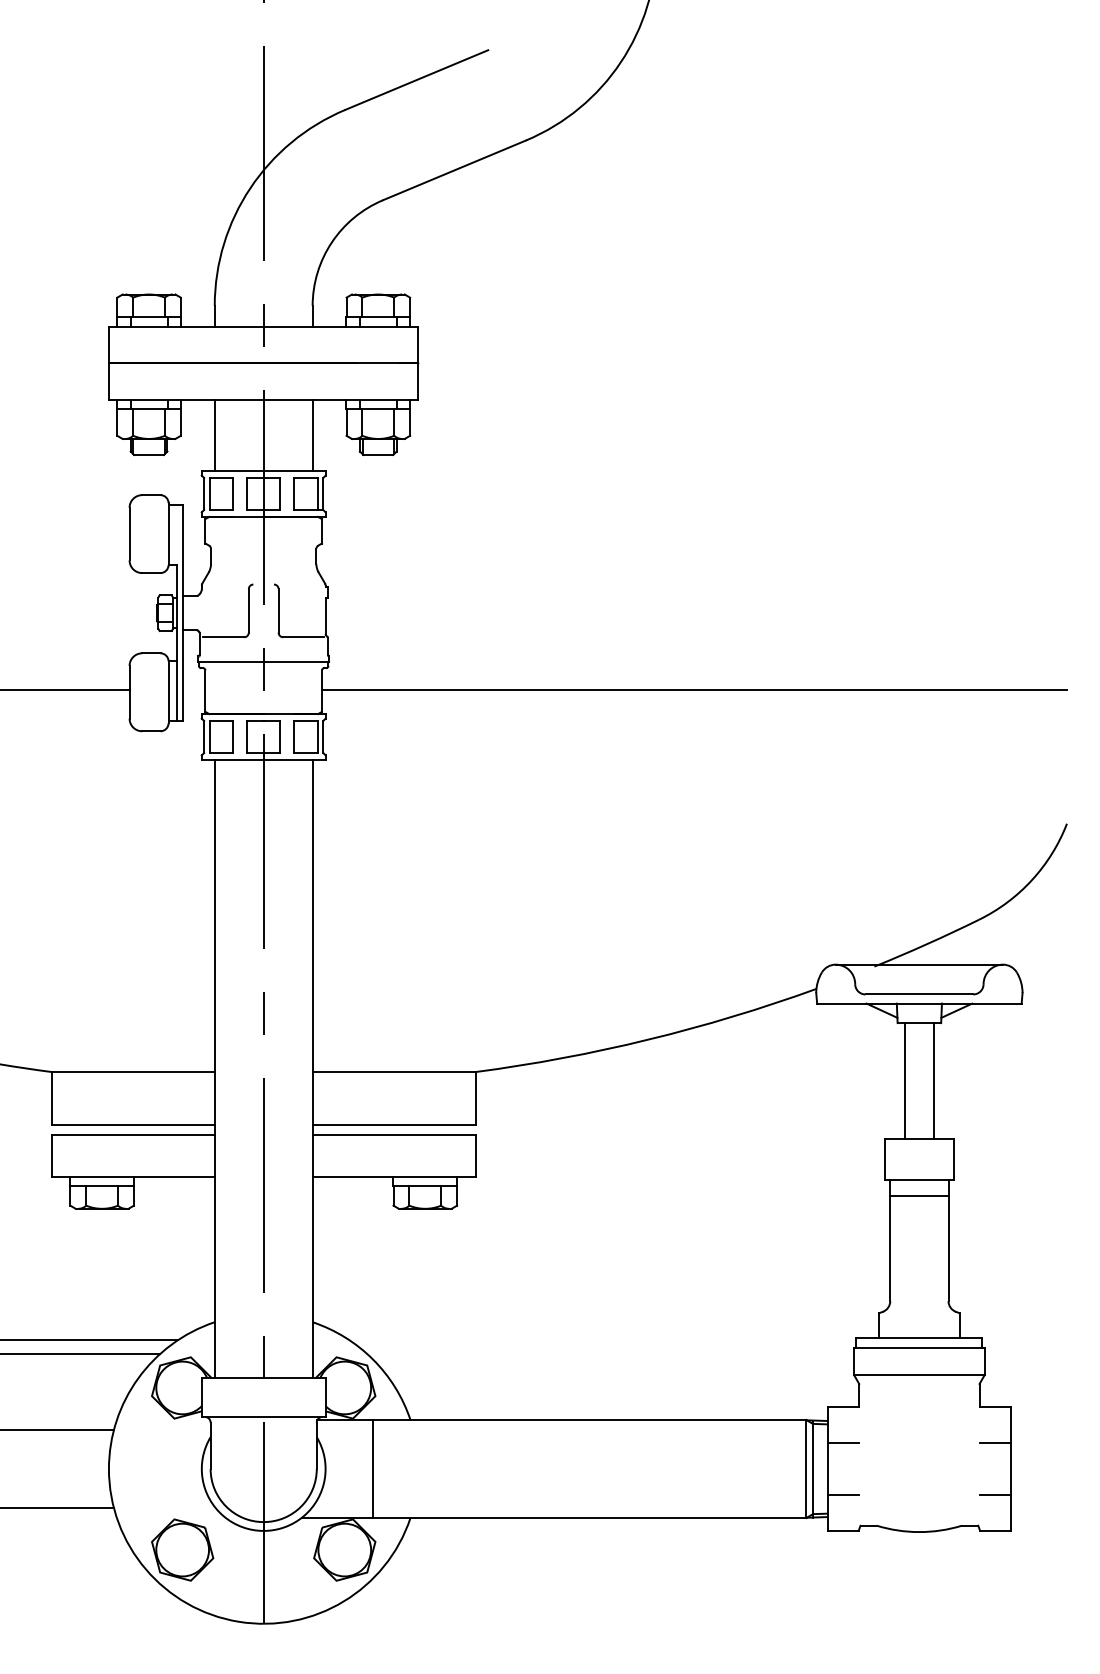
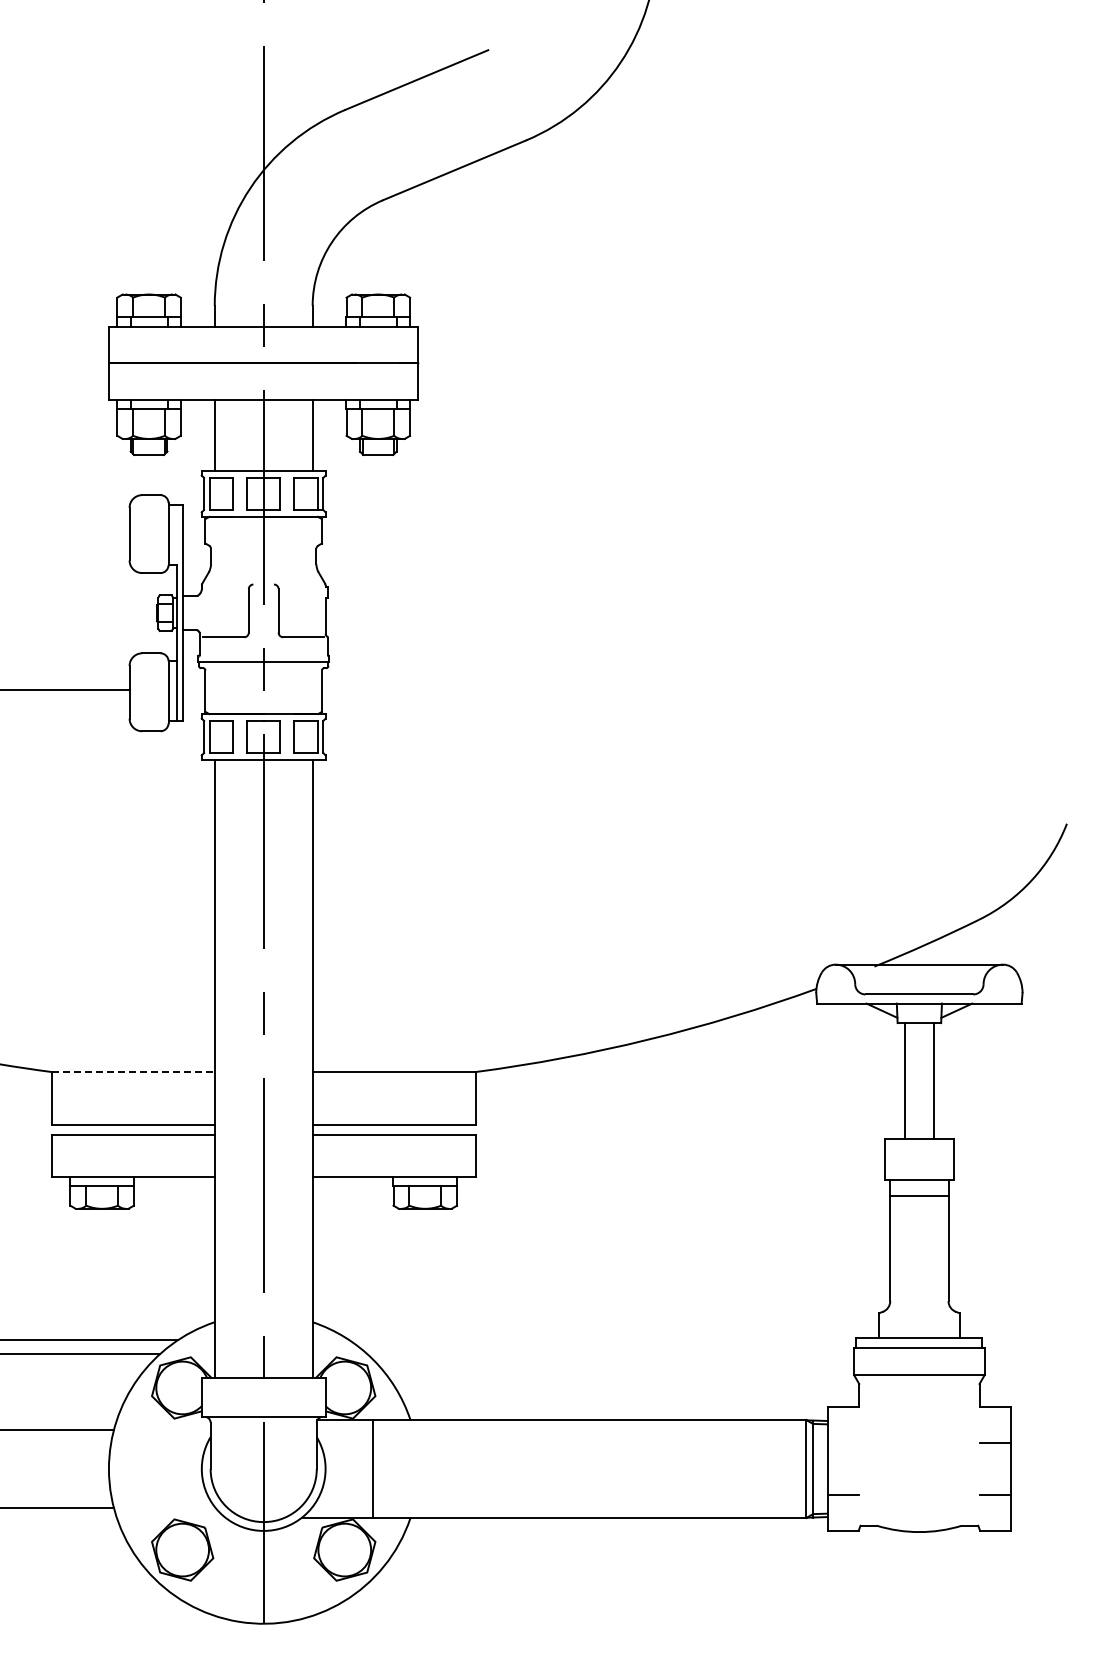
line: present -> none (693, 690)
line: solid -> dashed (133, 1072)
line: present -> none (842, 1443)
